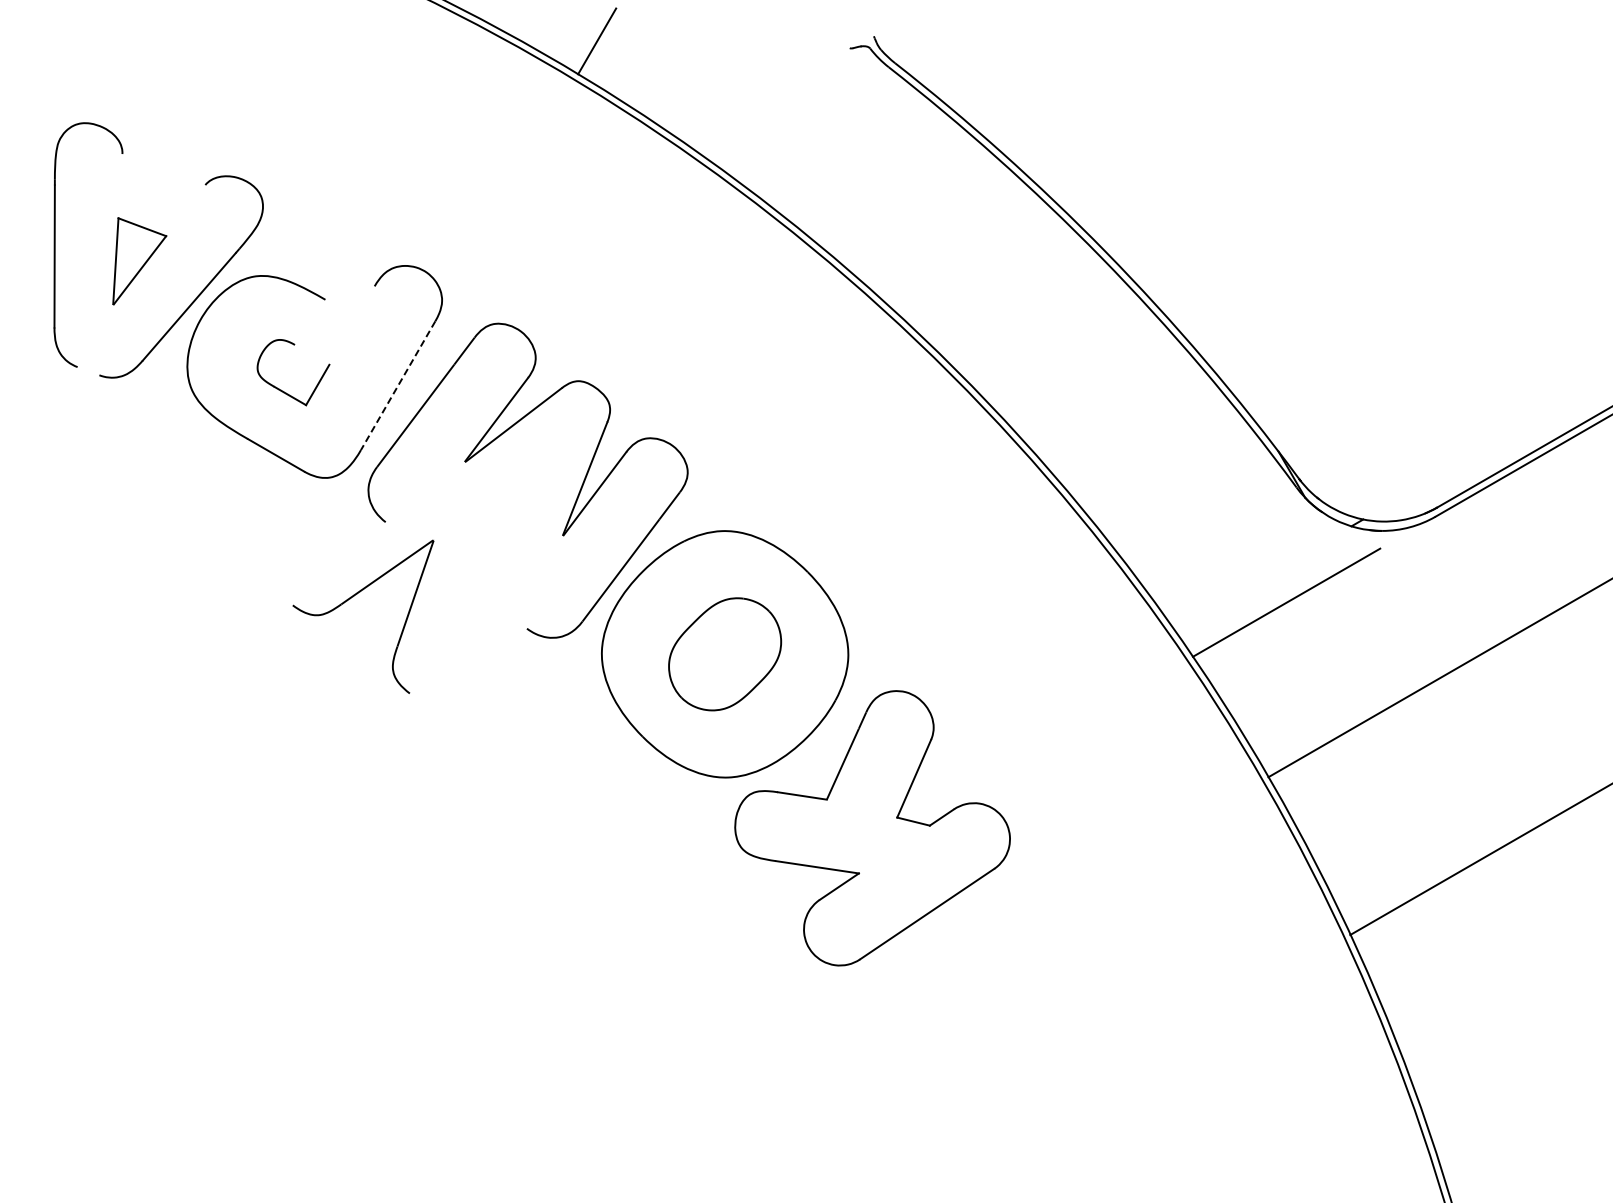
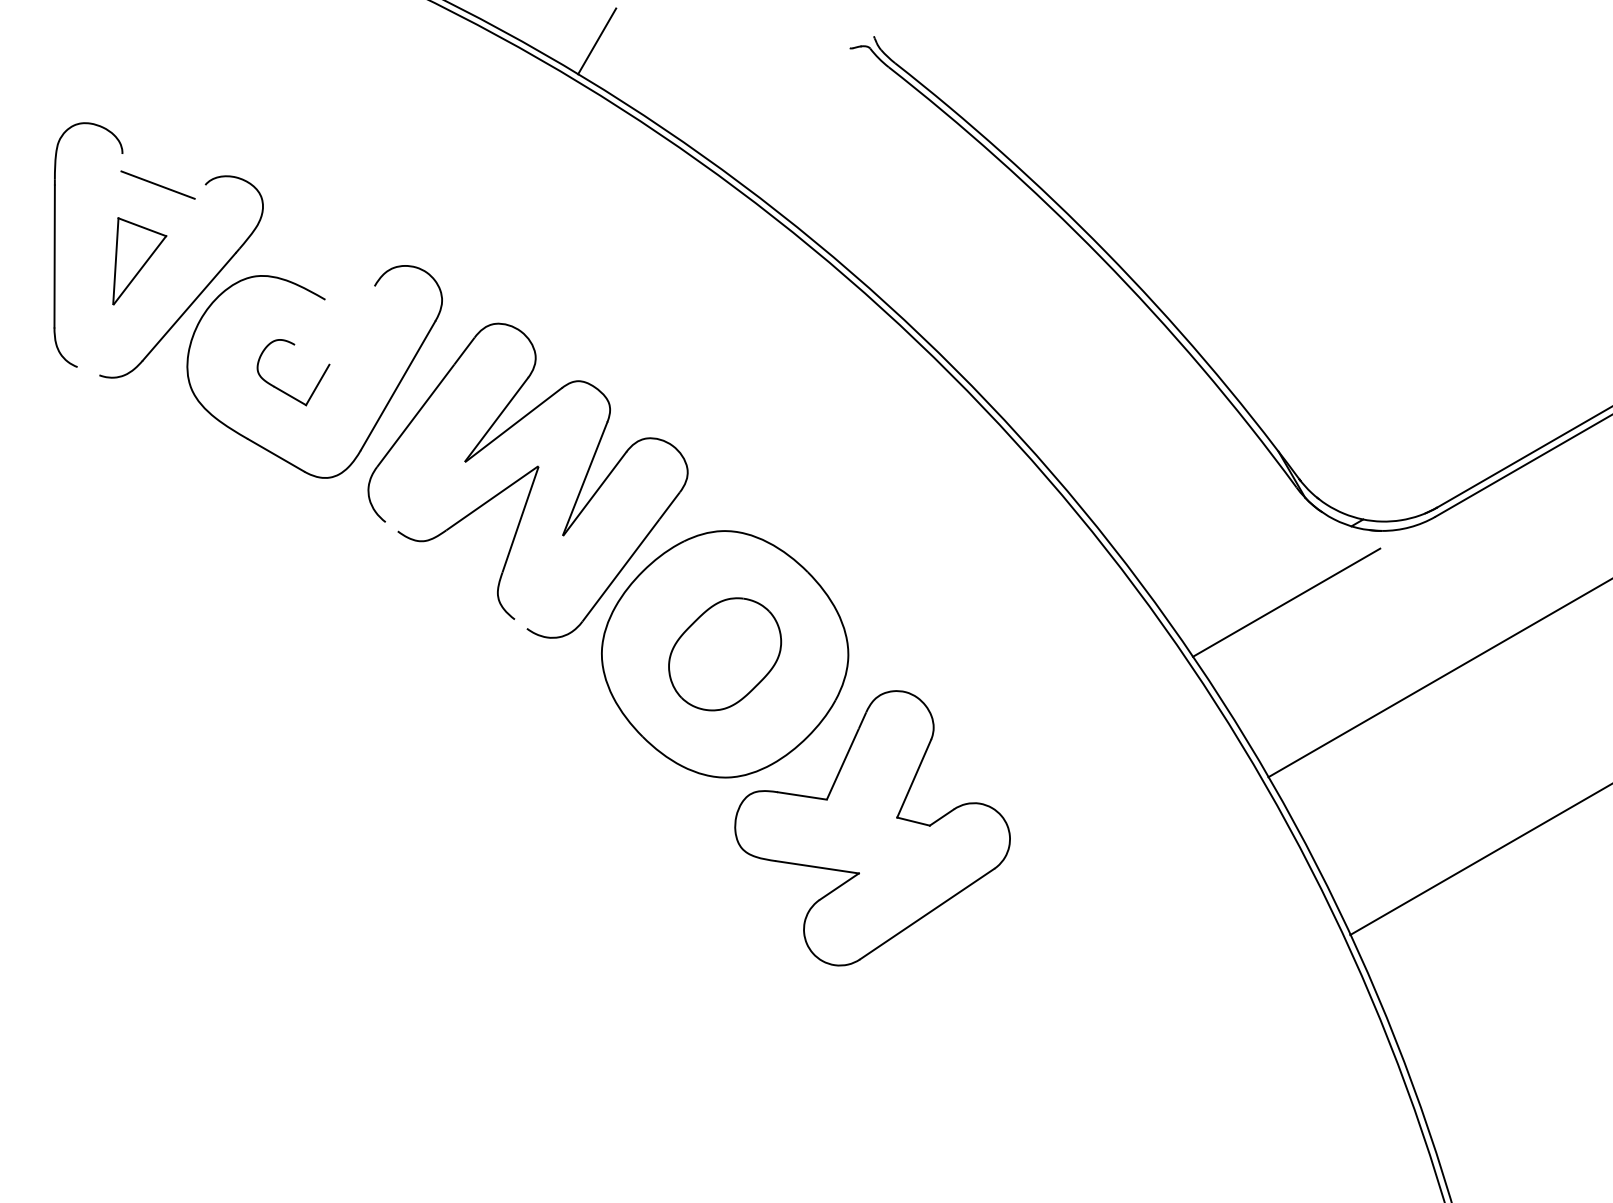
line: none -> present (157, 184)
line: dashed -> solid (397, 386)
part position: (350, 599) -> (455, 525) (455, 525)
